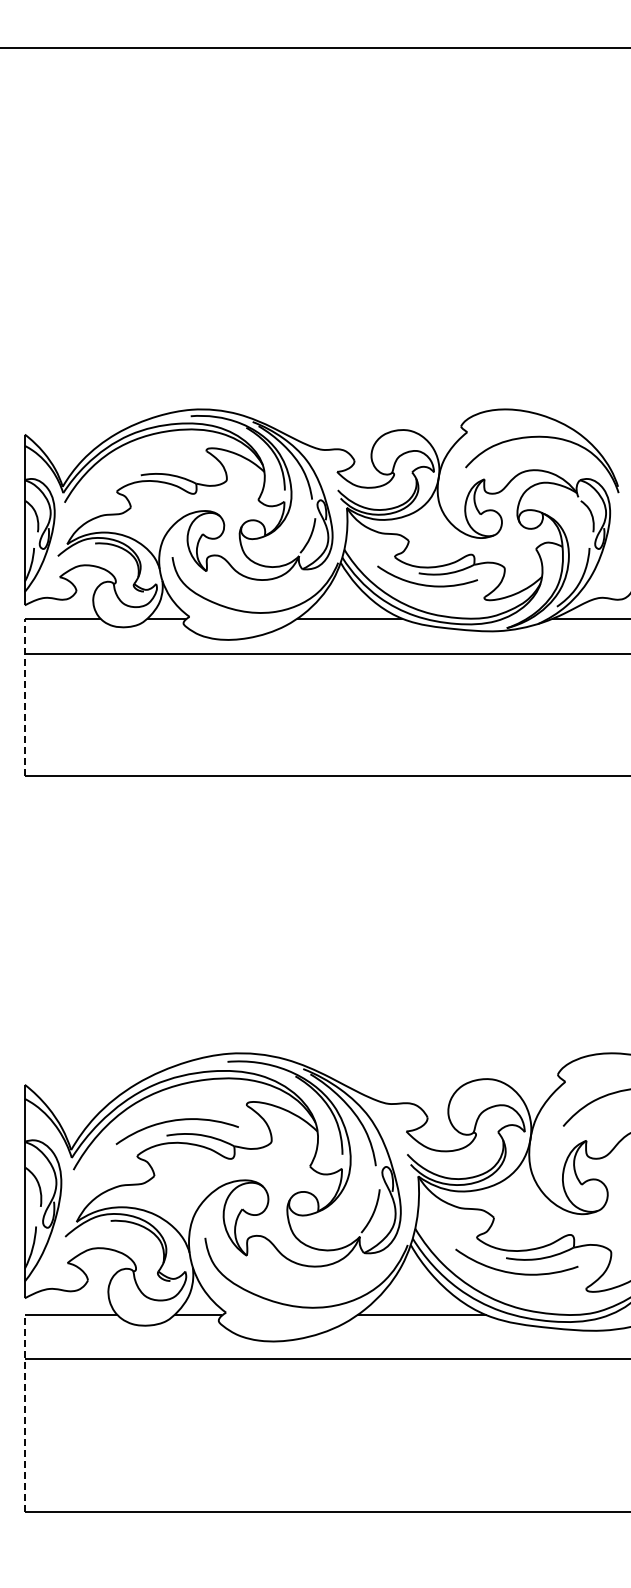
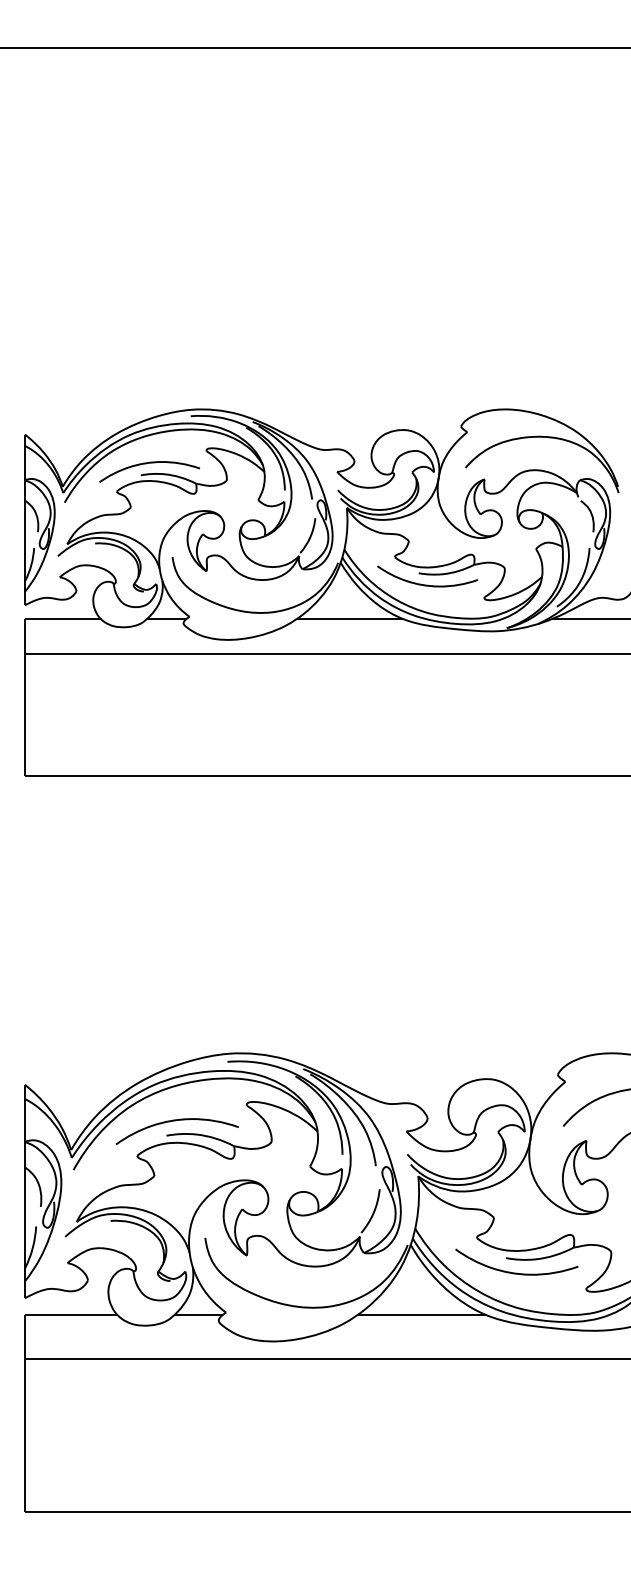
curve: none -> present (146, 464)
line: dashed -> solid (24, 697)
line: dashed -> solid (24, 1413)
